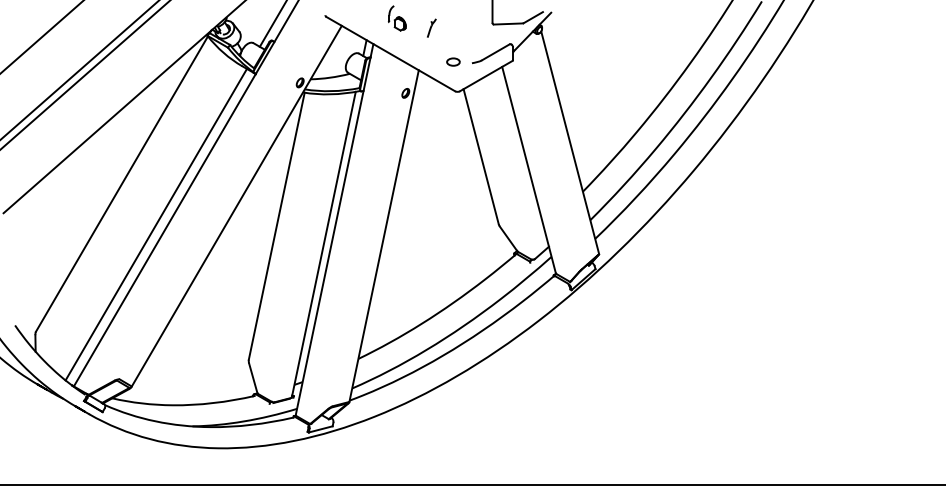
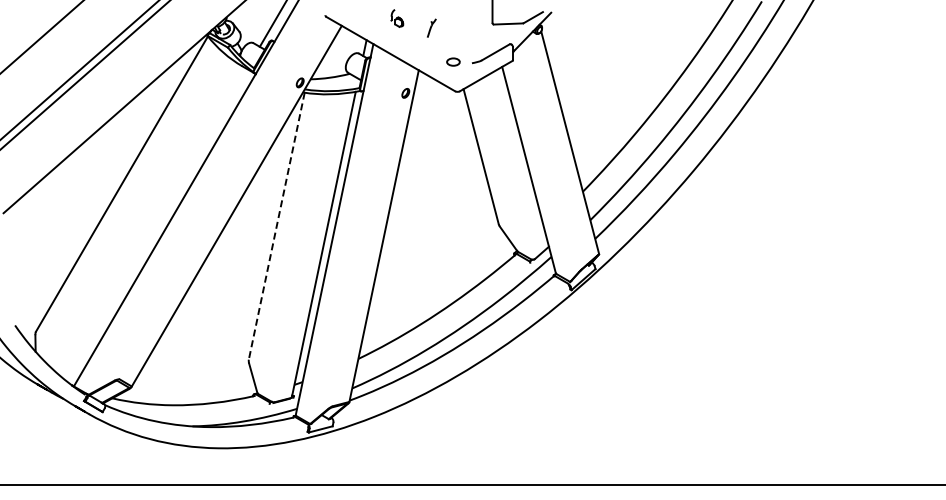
part size: 20x27 px -> 15x19 px (397, 18)
line: present -> none (155, 224)
line: solid -> dashed (276, 226)
